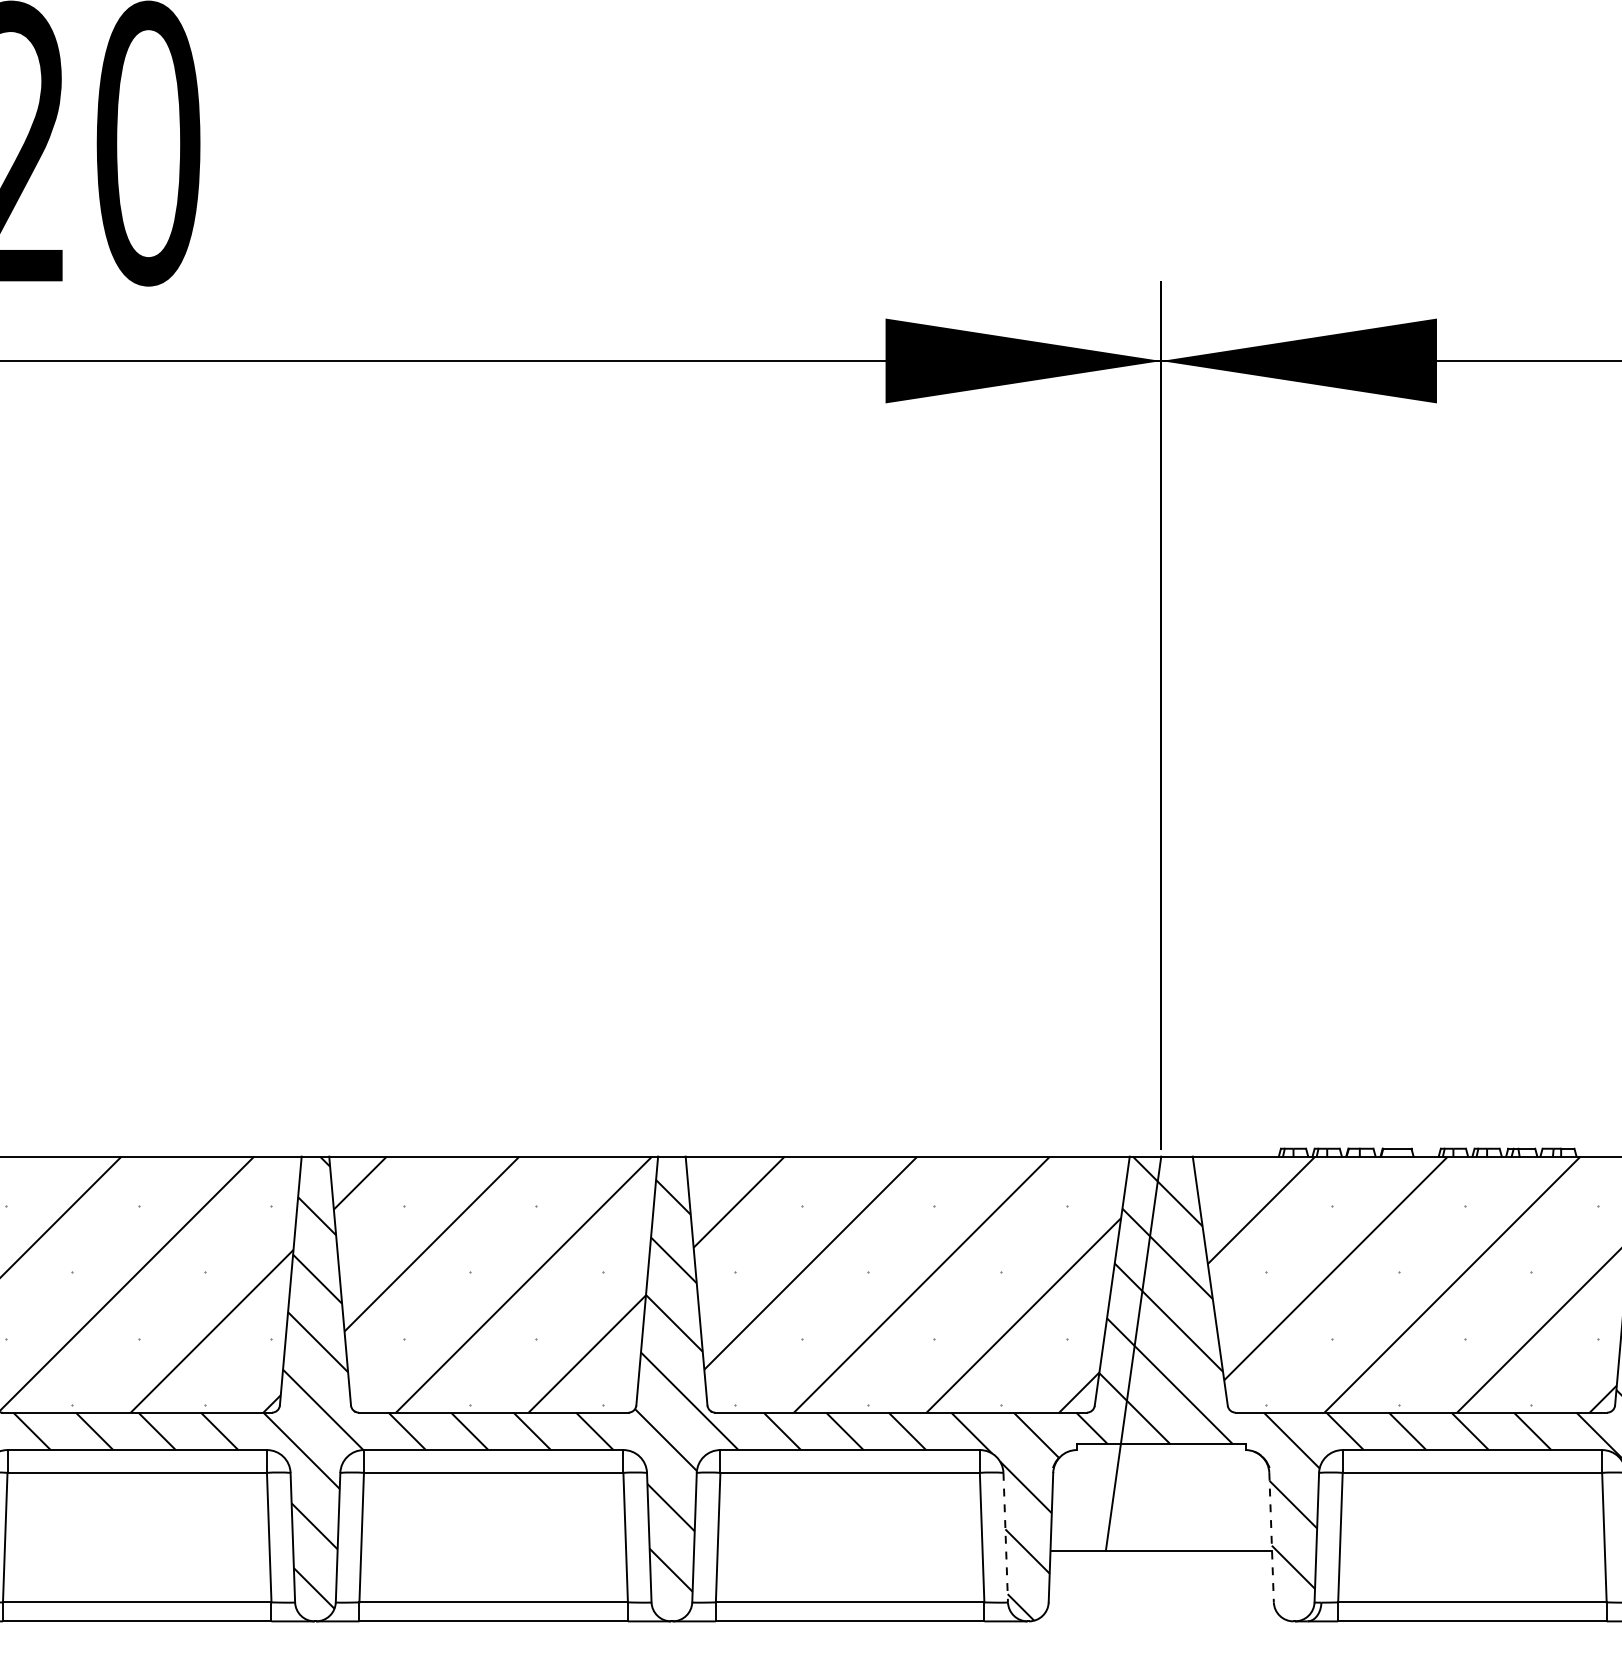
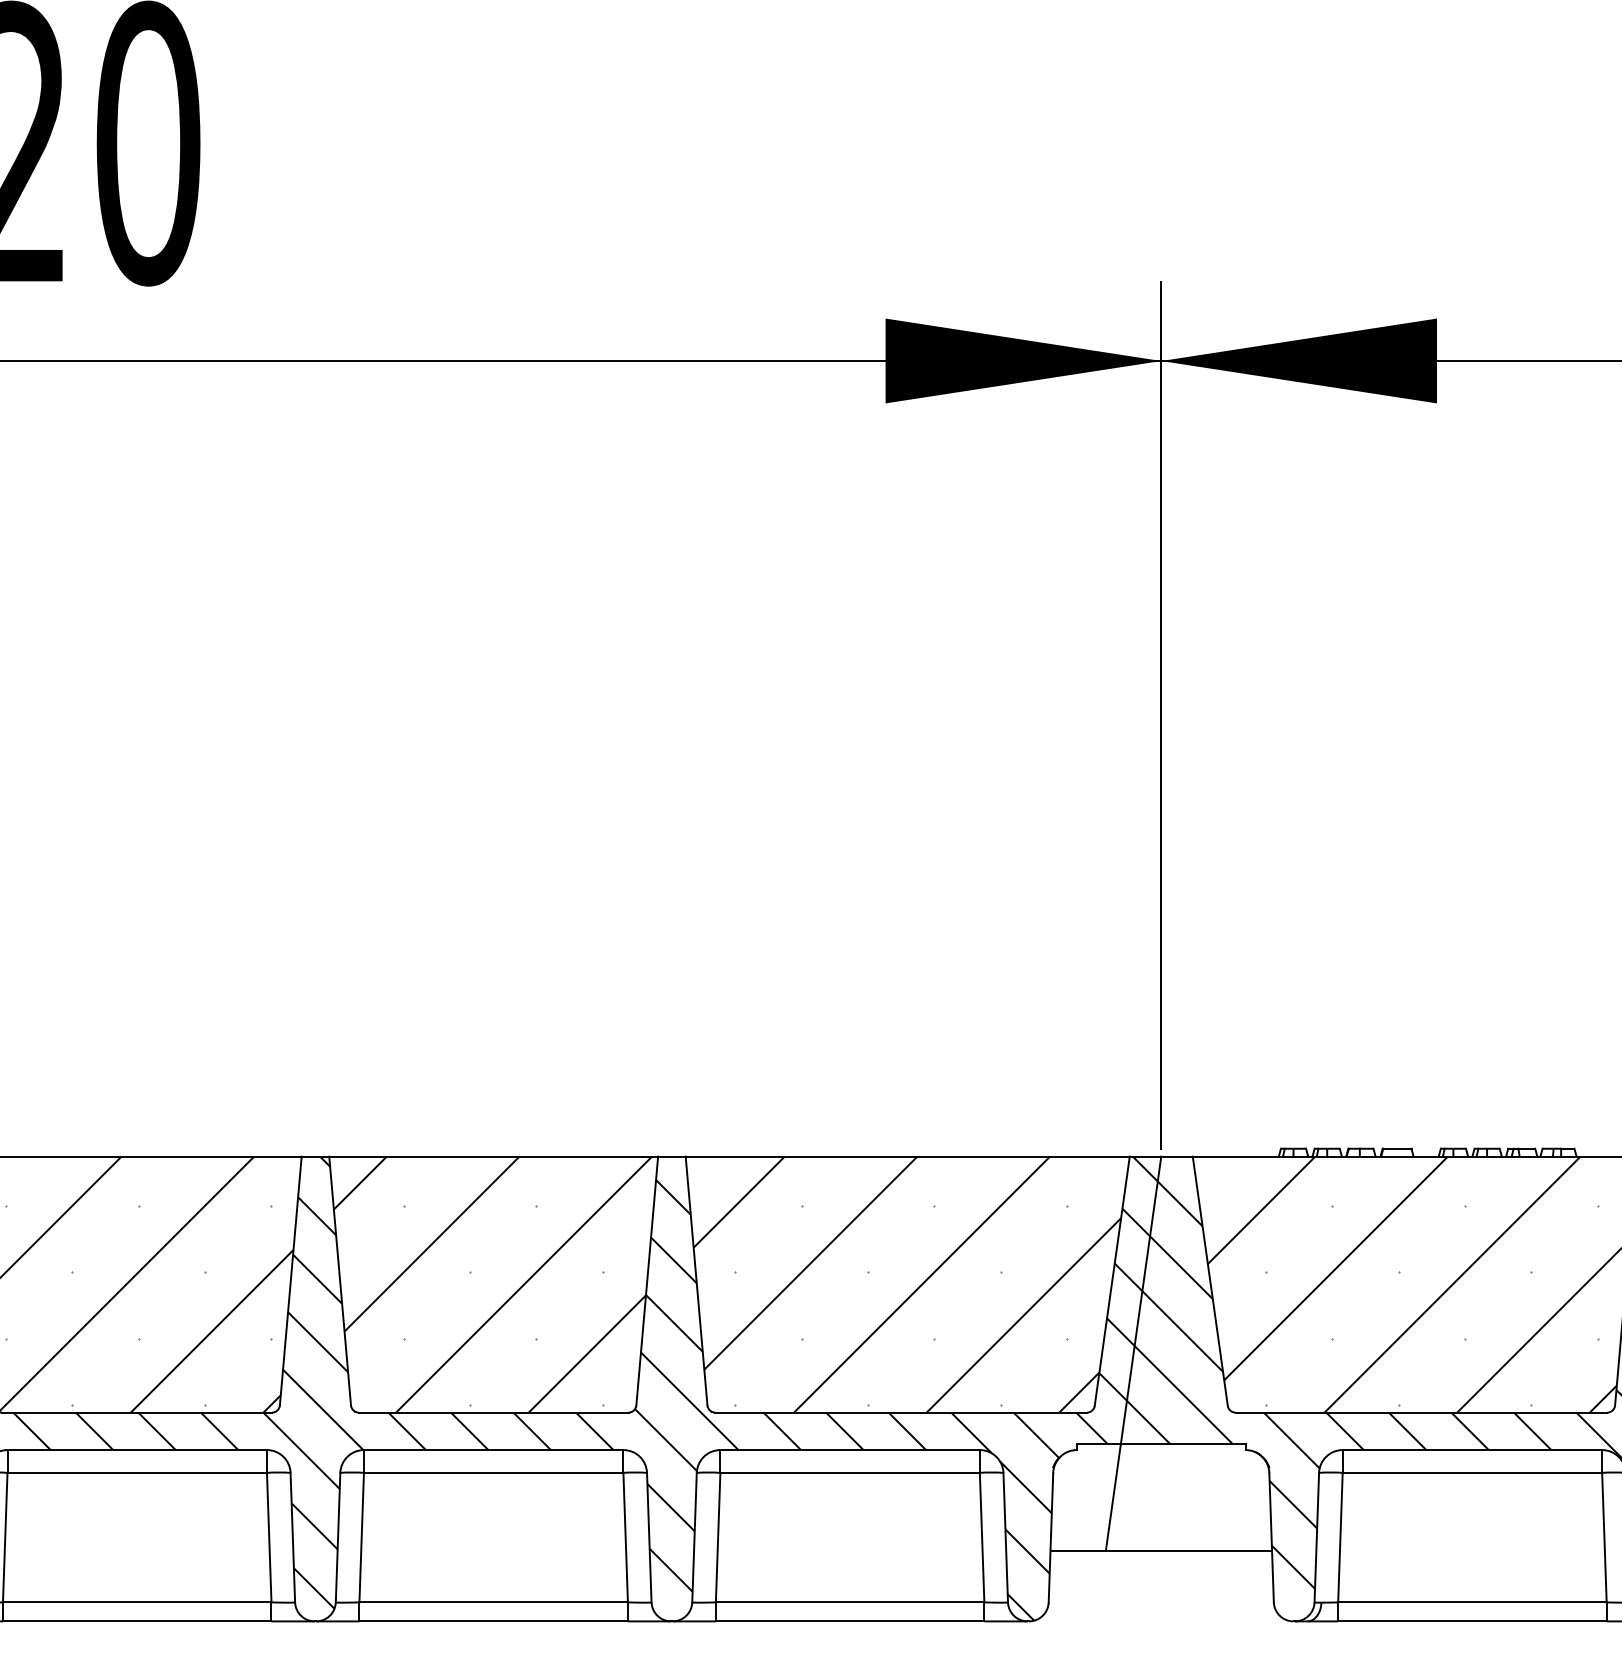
line: dashed -> solid (1005, 1537)
line: dashed -> solid (1271, 1537)
